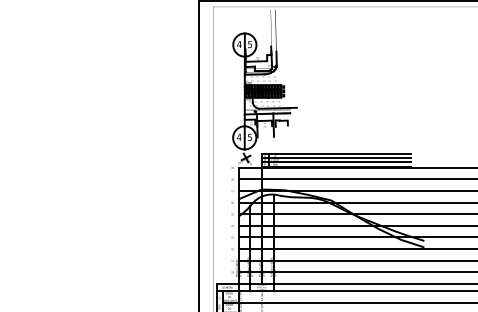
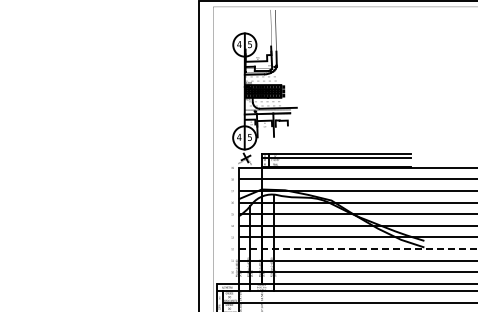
line: present -> none (336, 162)
line: solid -> dashed (358, 248)
